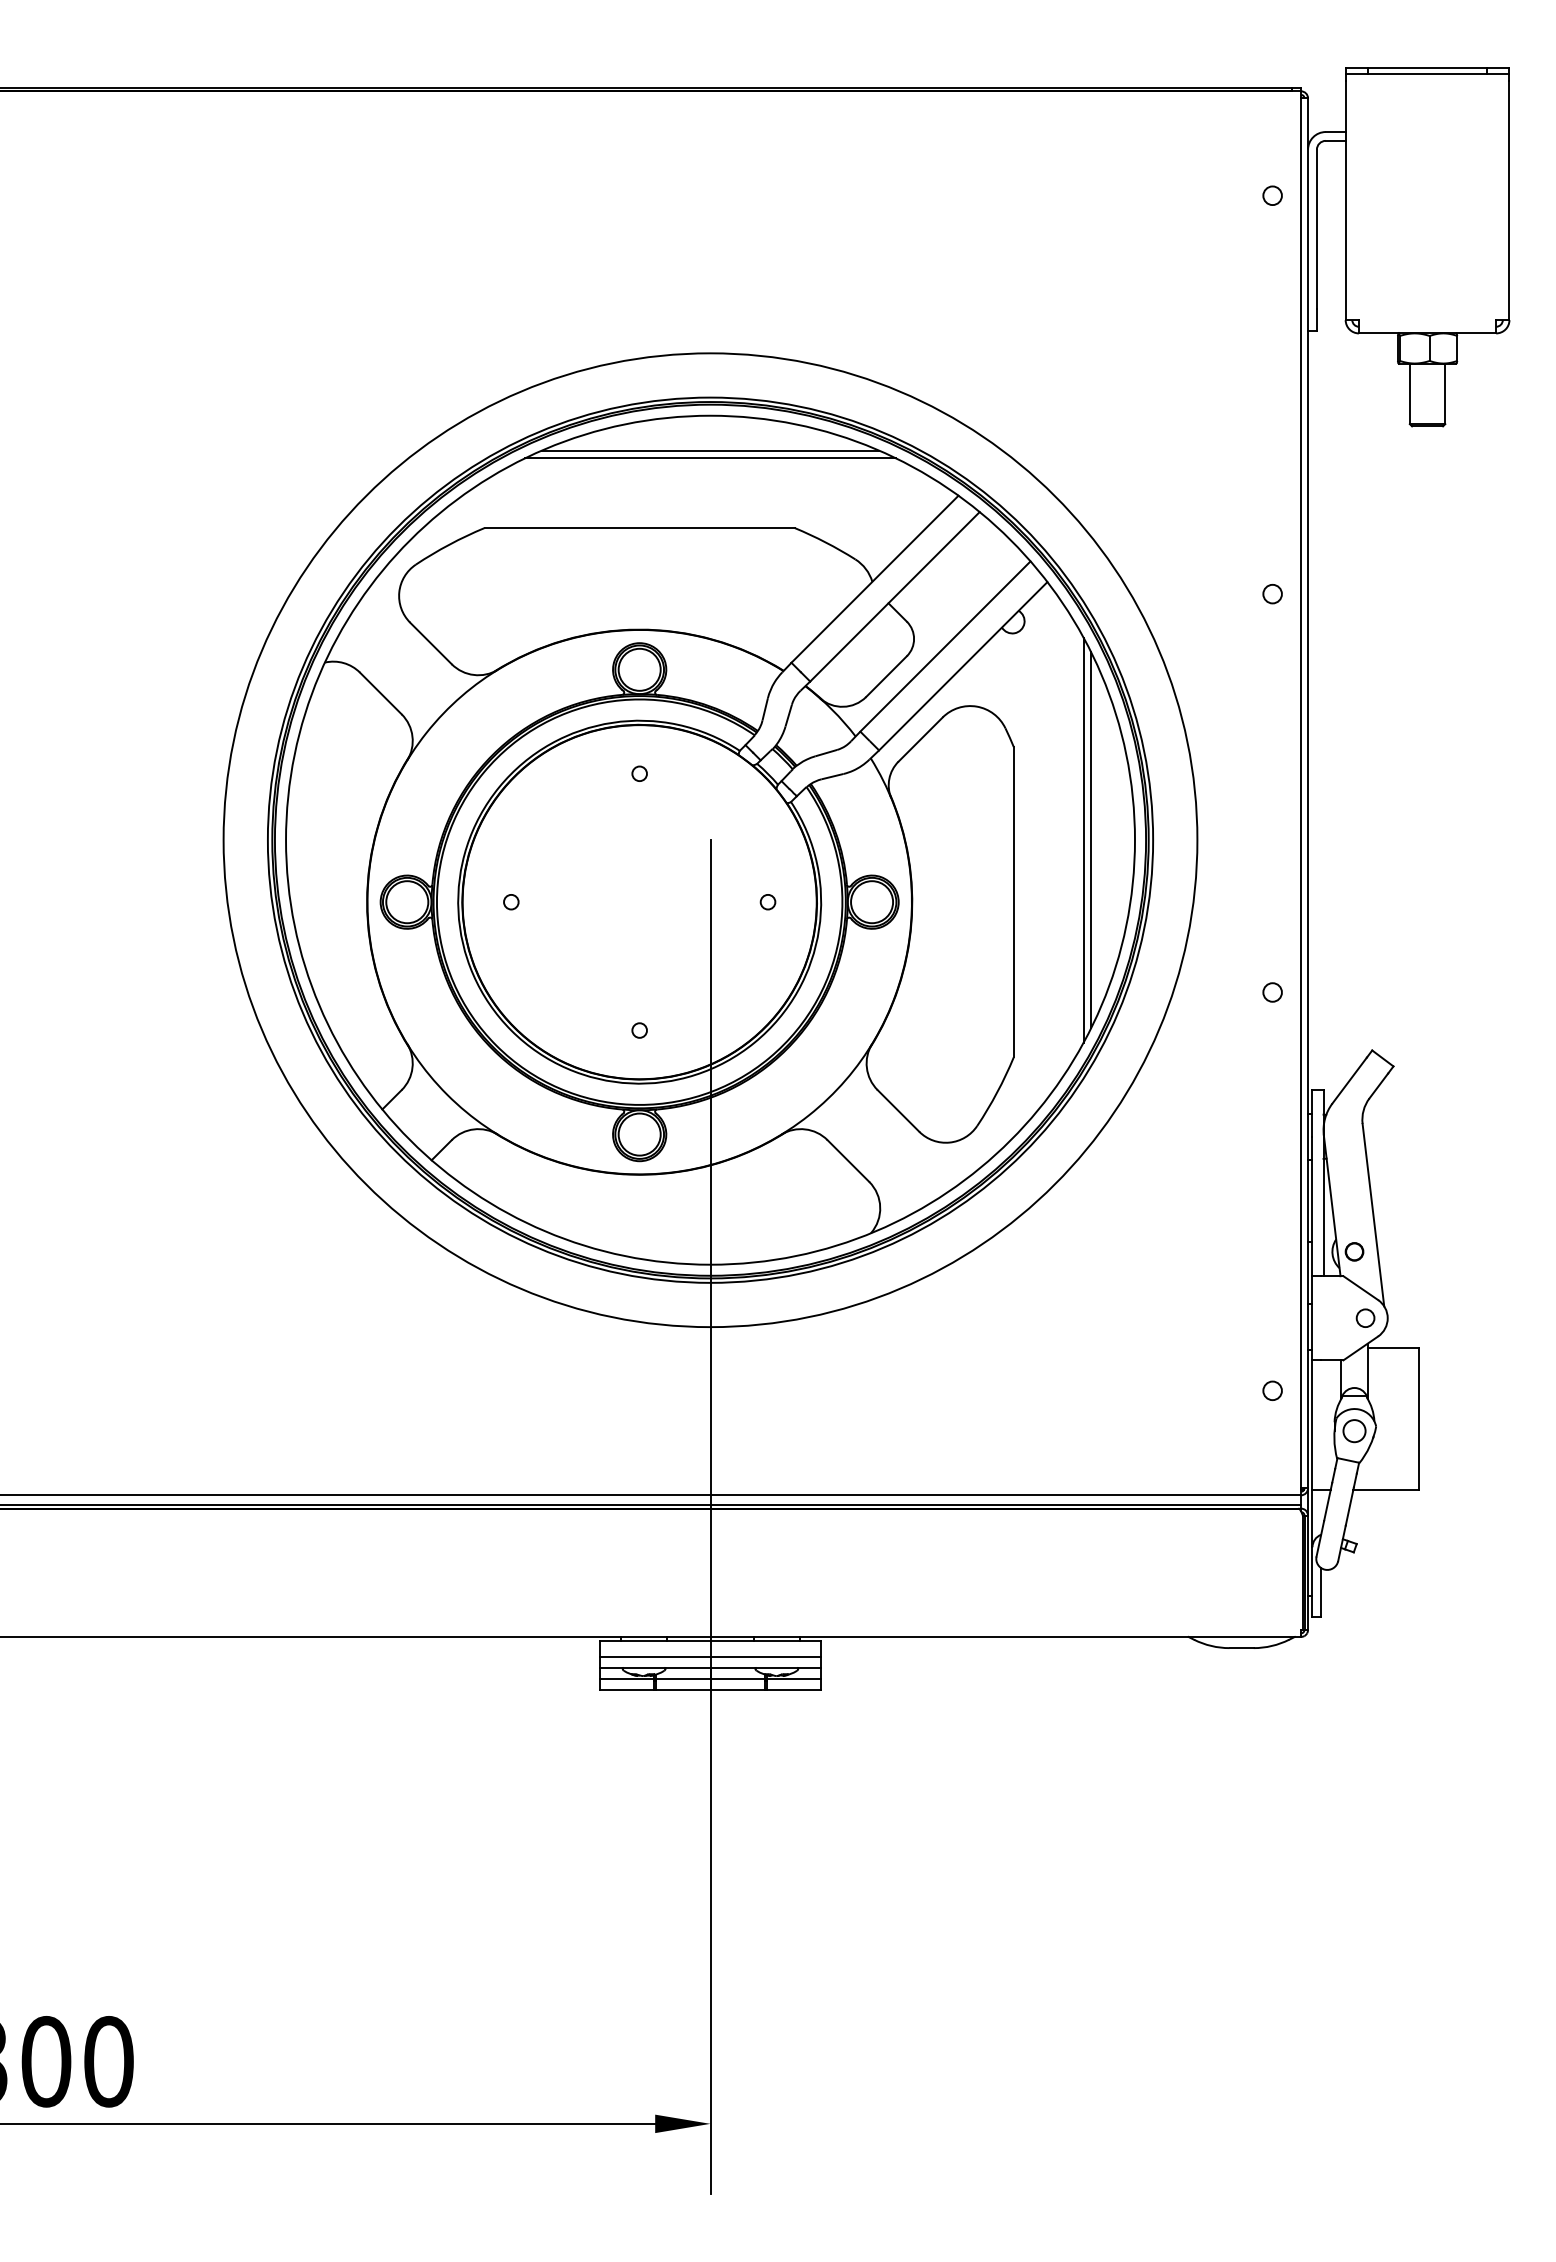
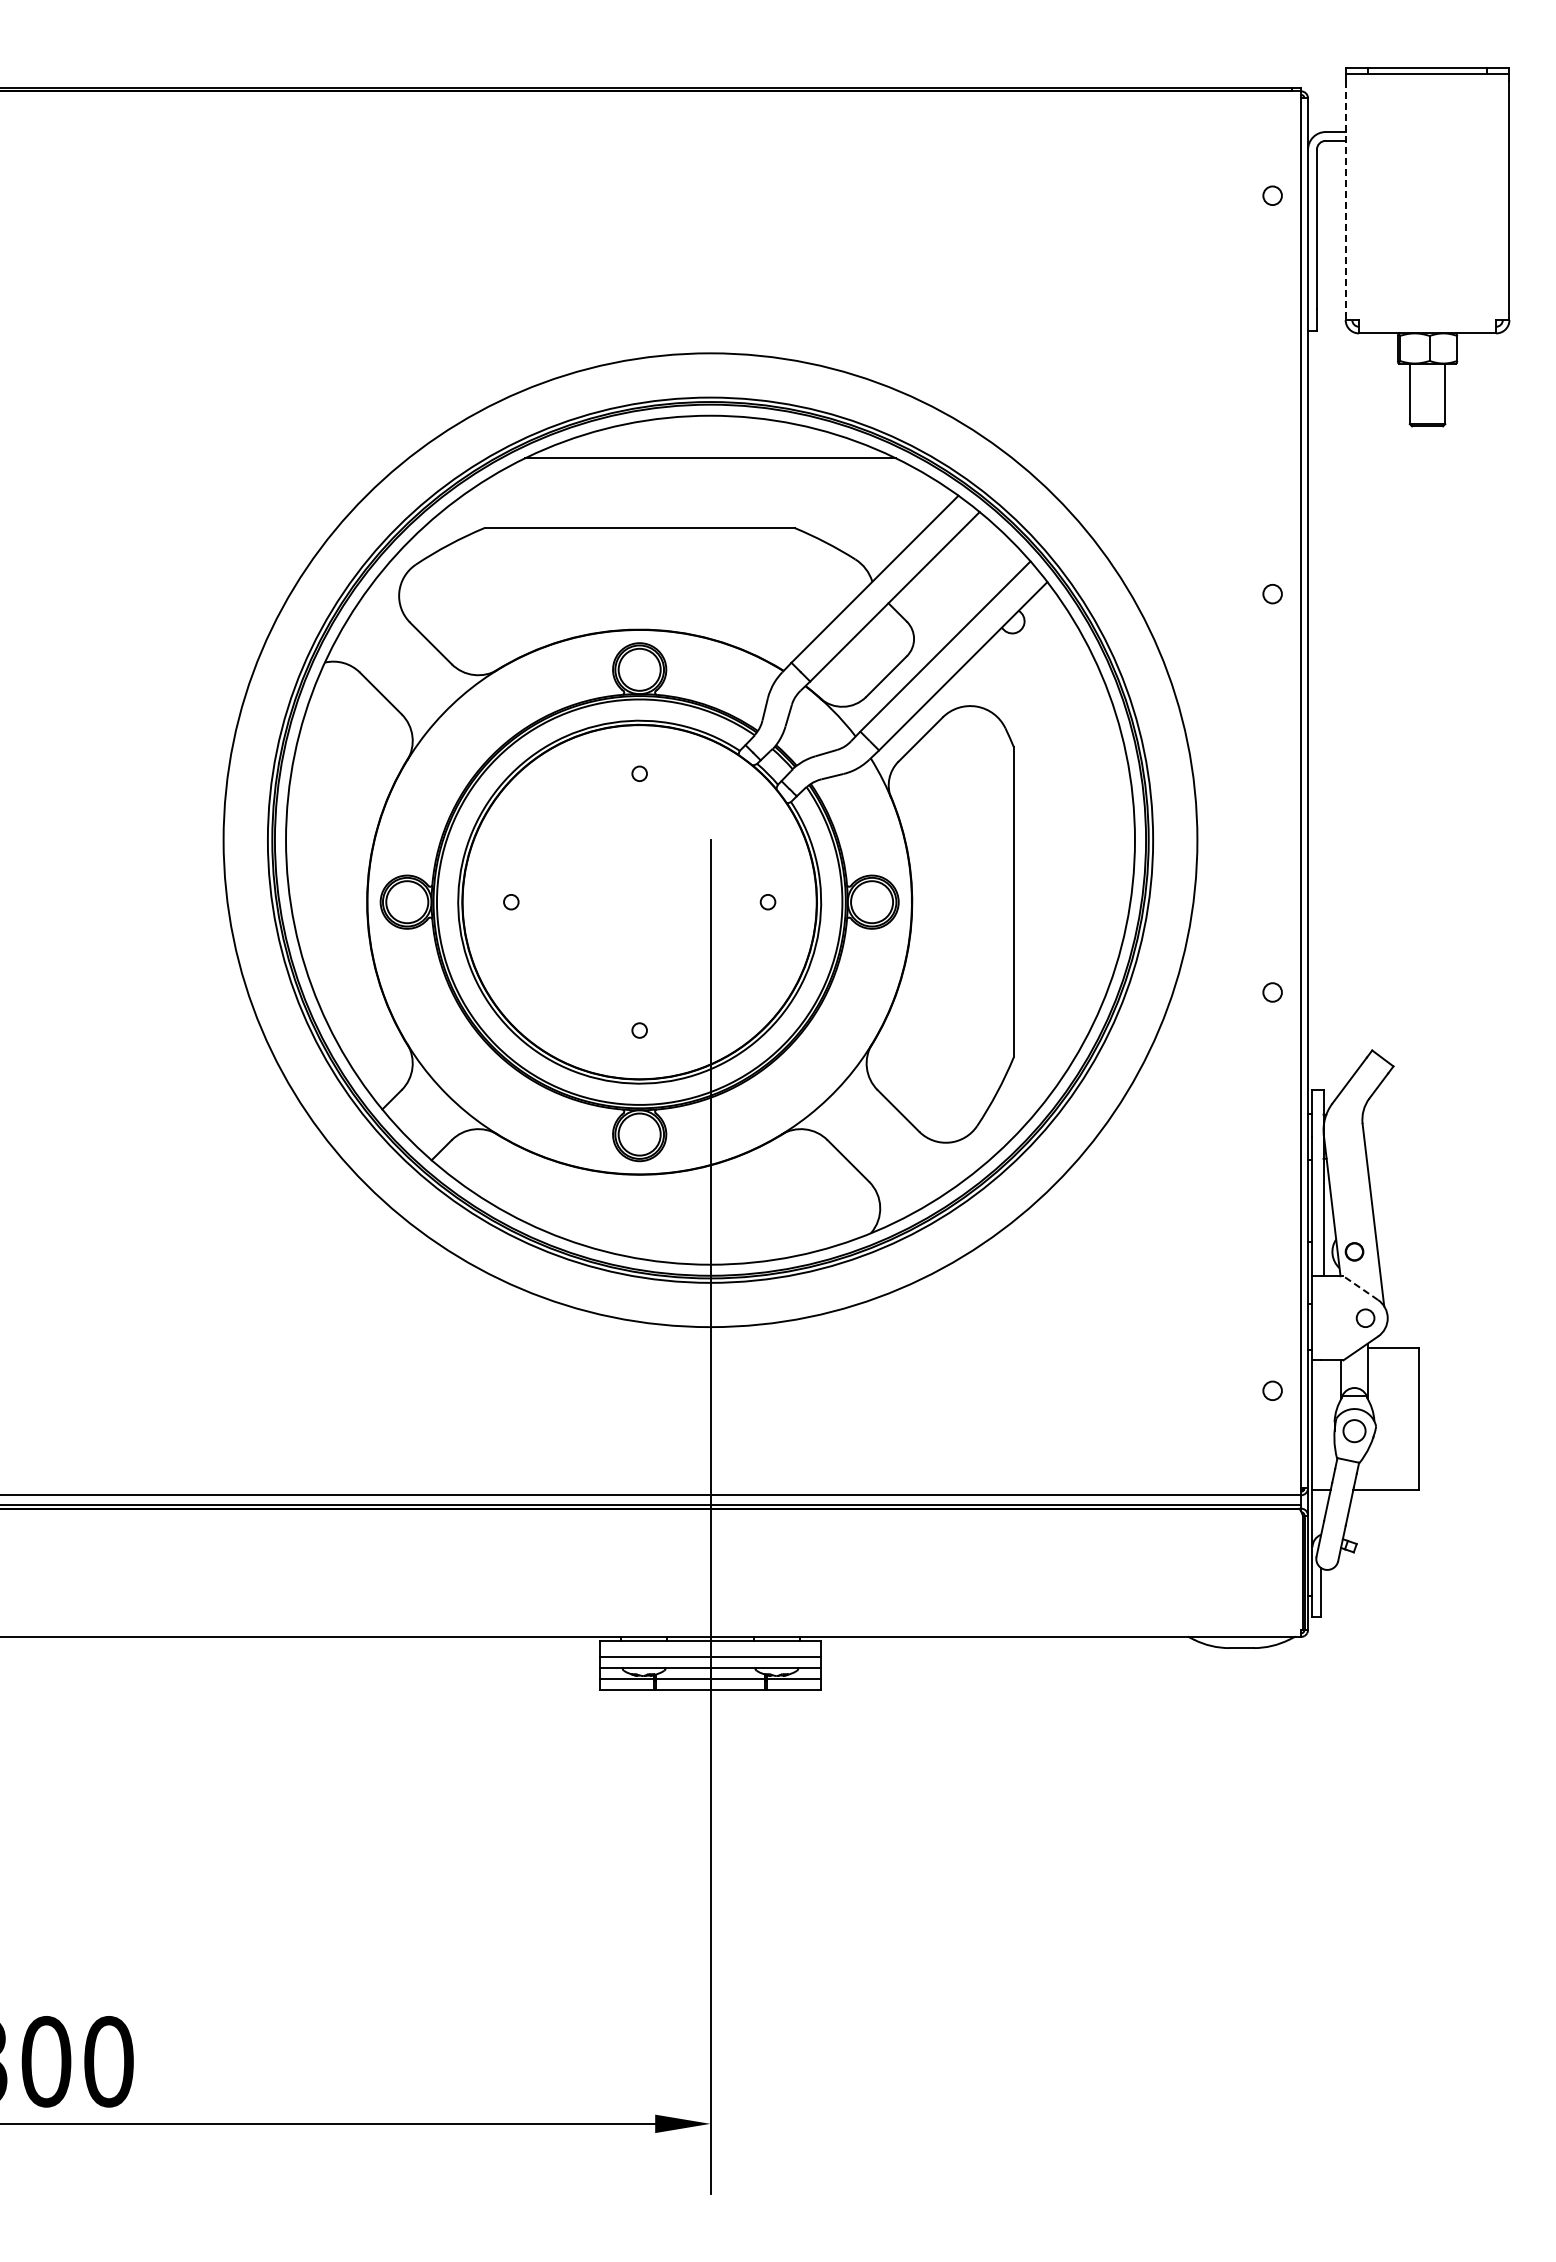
line: solid -> dashed (1345, 200)
line: present -> none (710, 450)
line: present -> none (1083, 839)
line: present -> none (1091, 840)
line: solid -> dashed (1360, 1287)
